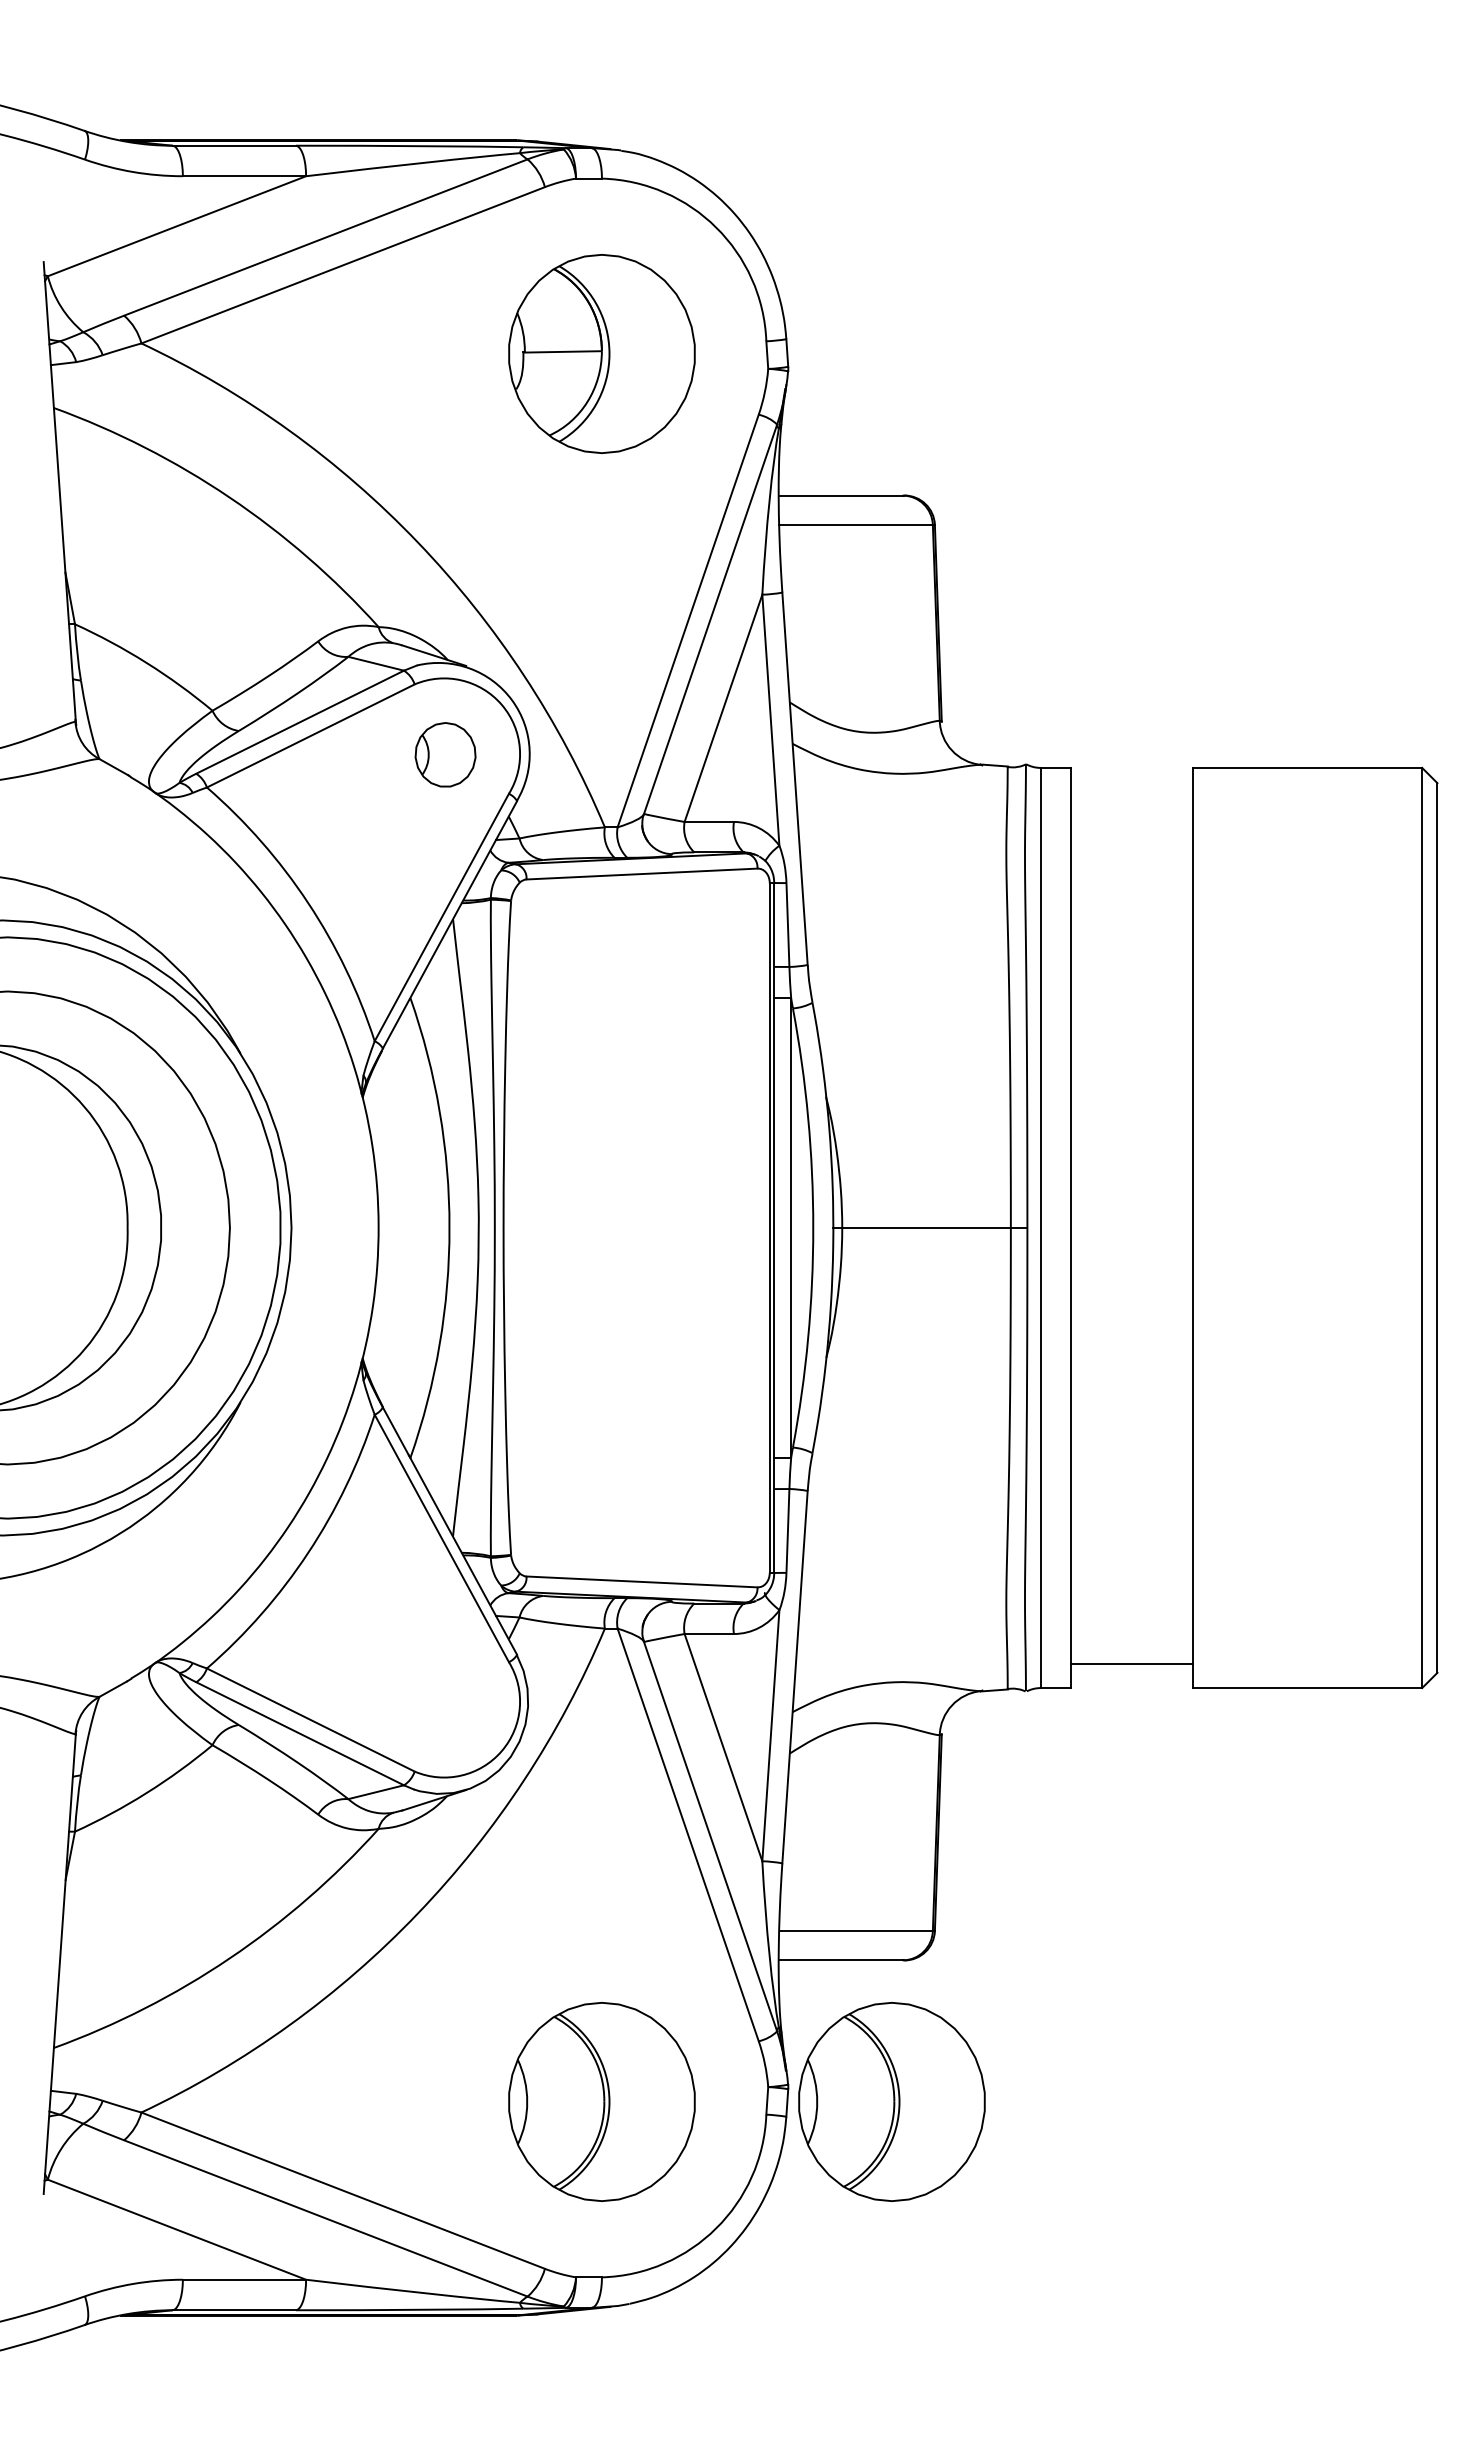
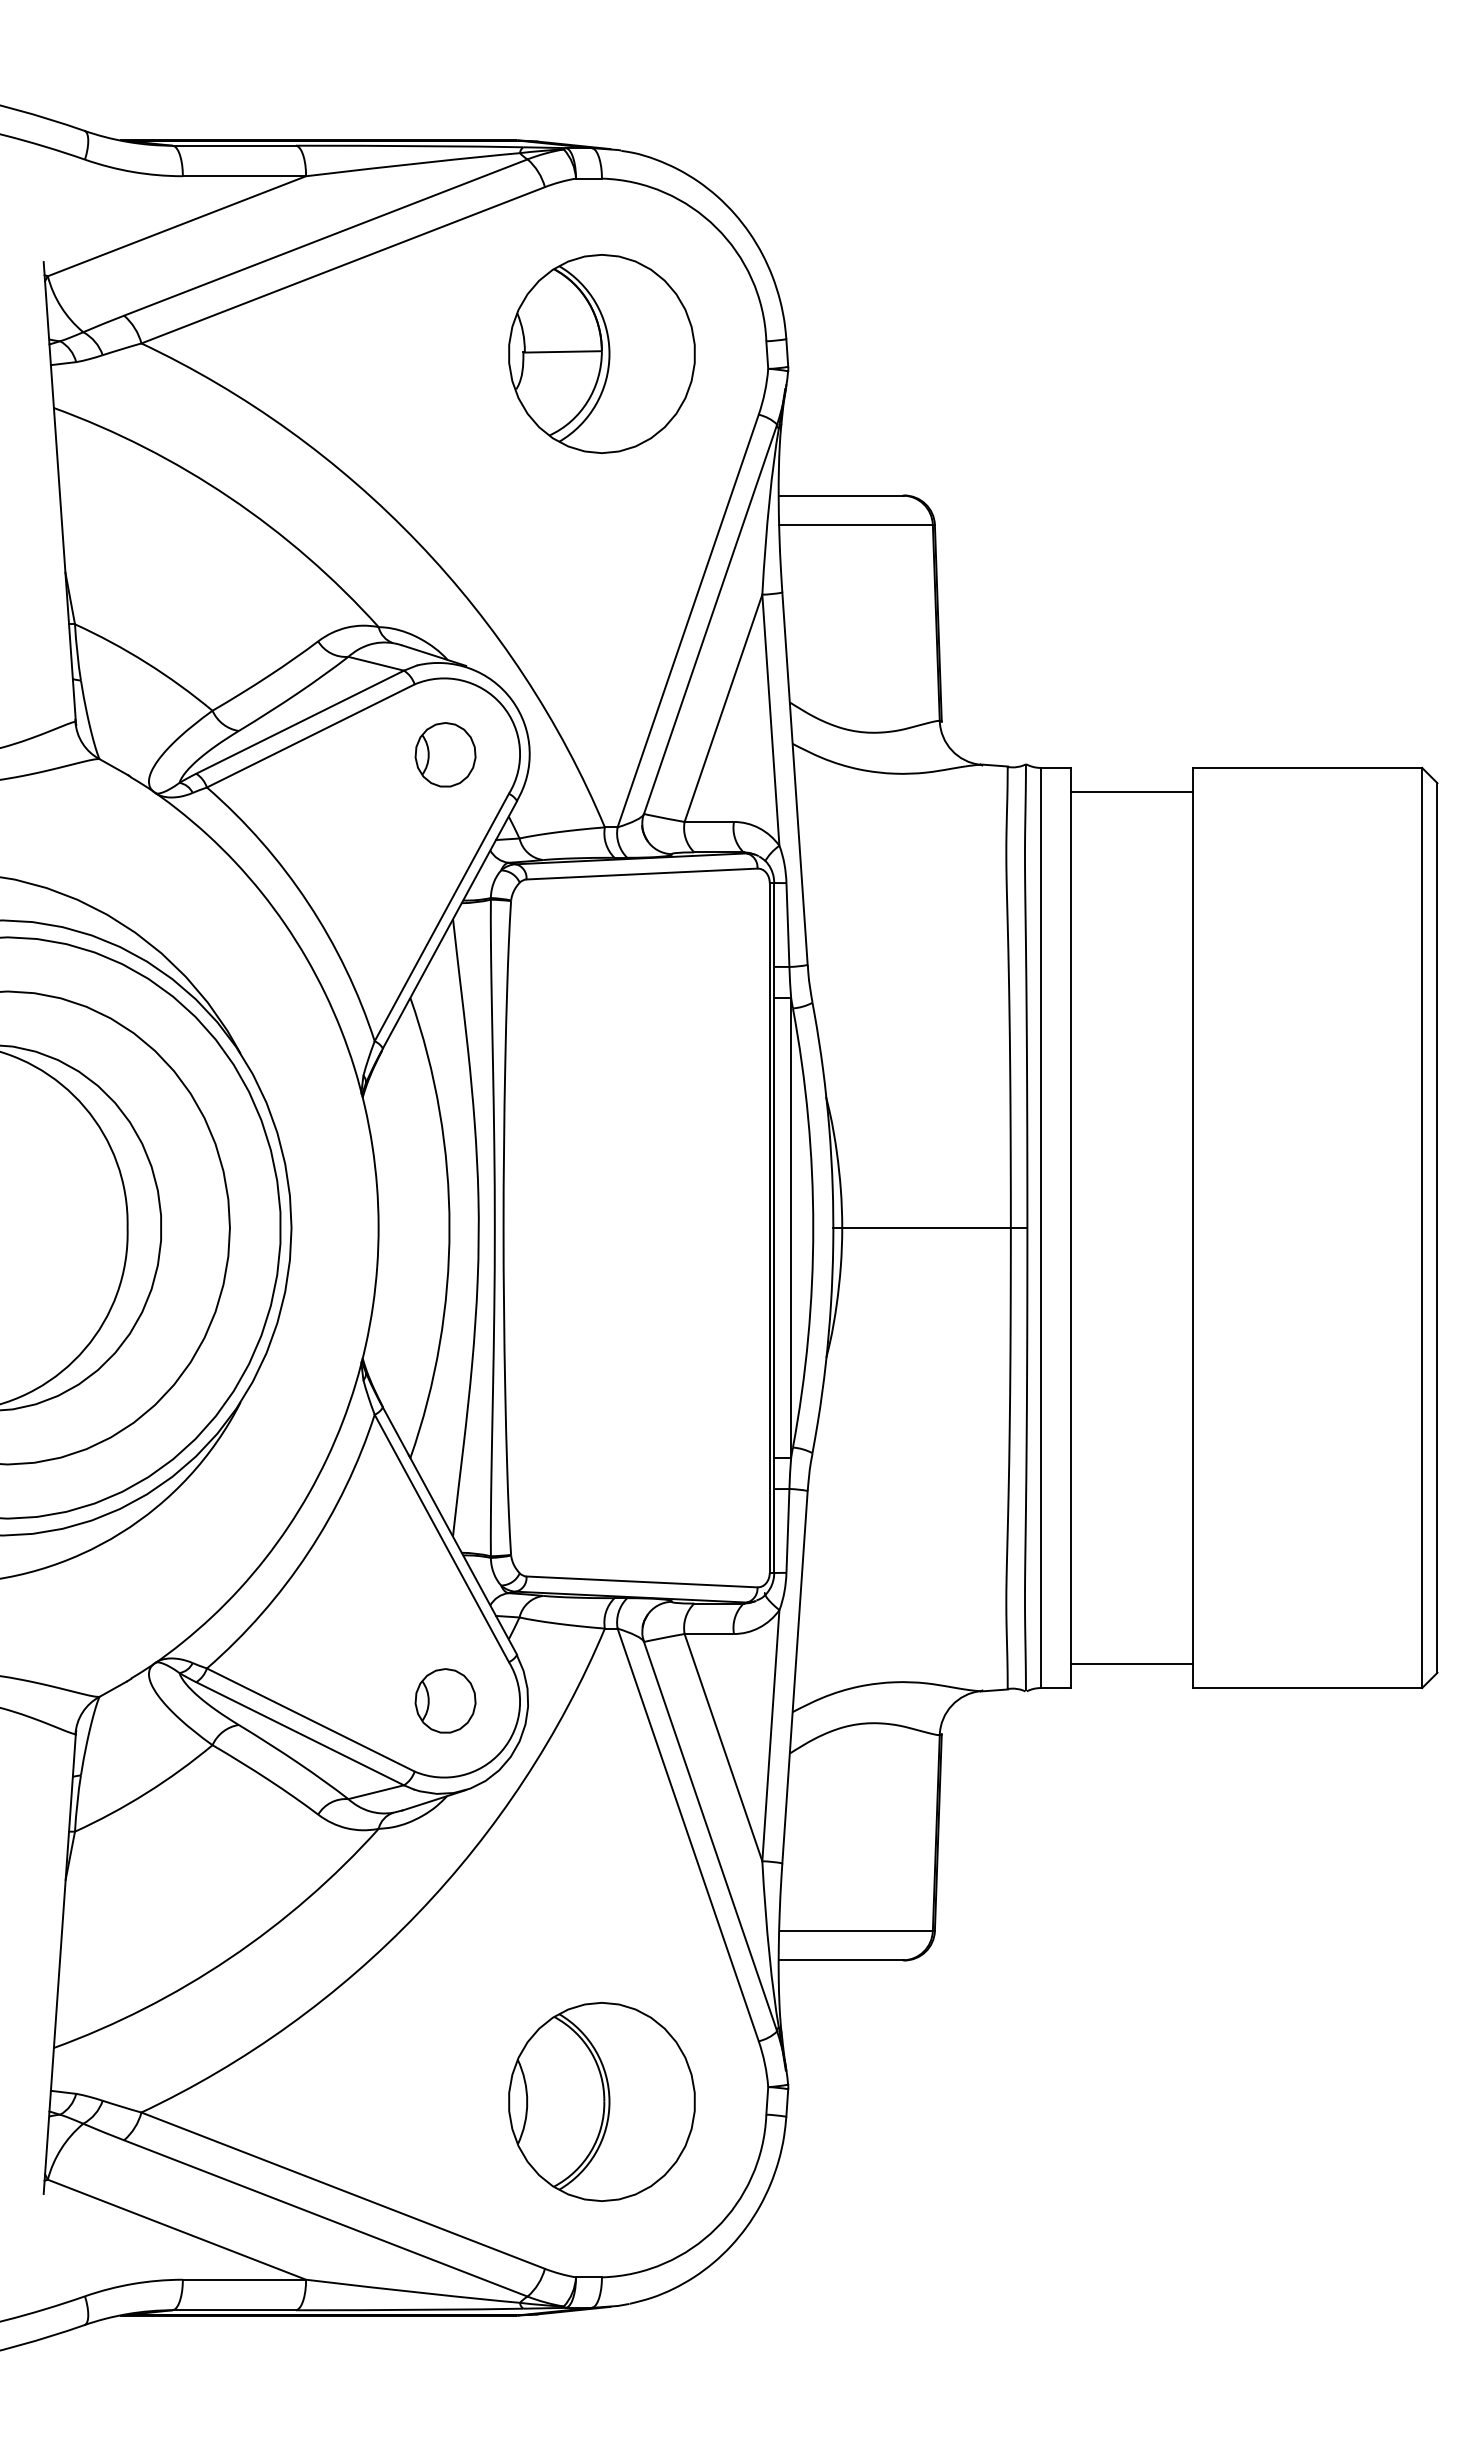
line: none -> present (1132, 792)
part: none -> present (445, 1700)
part: present -> none (891, 2101)
